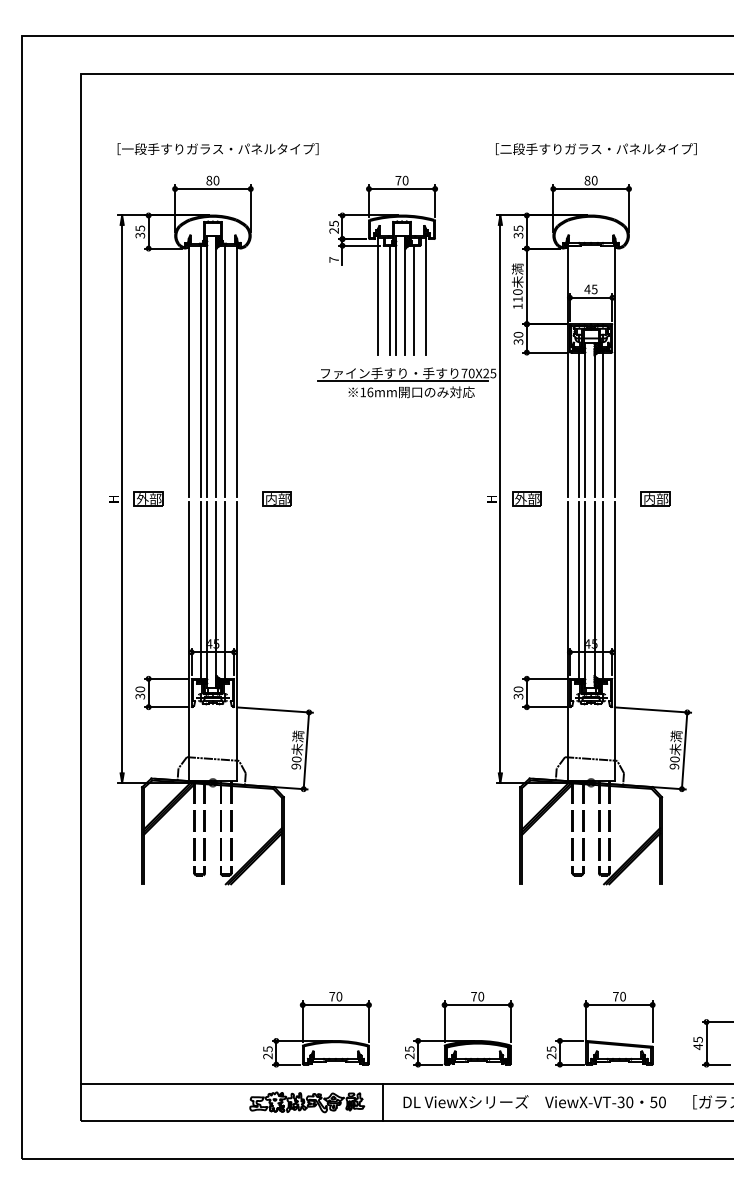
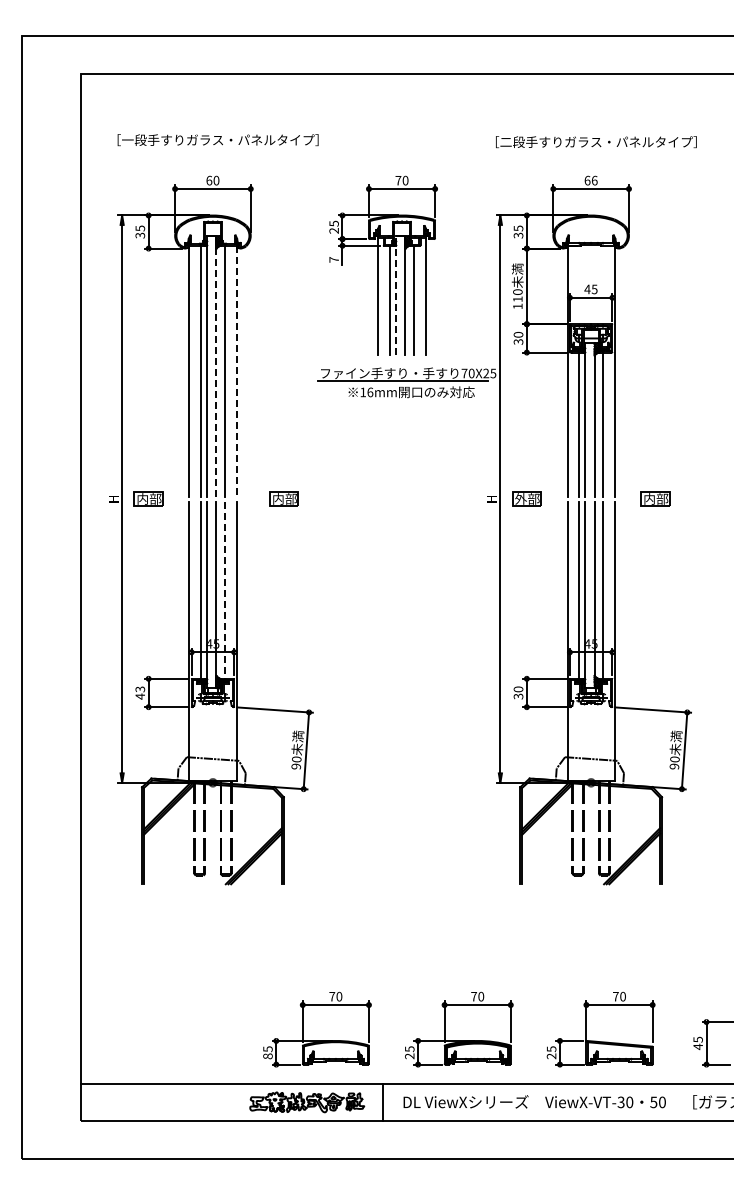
text position: (217, 149) -> (217, 140) (217, 140)
text position: (596, 149) -> (596, 142) (596, 142)
text: 80 -> 60 (209, 180)
text: 80 -> 66 (590, 180)
line: solid -> dashed (396, 295)
line: solid -> dashed (216, 366)
line: solid -> dashed (236, 371)
text: 外部 -> 内部 (142, 498)
part position: (276, 498) -> (283, 498) (283, 498)
line: solid -> dashed (225, 590)
text: 30 -> 43 (140, 692)
text: 25 -> 85 (267, 1056)
